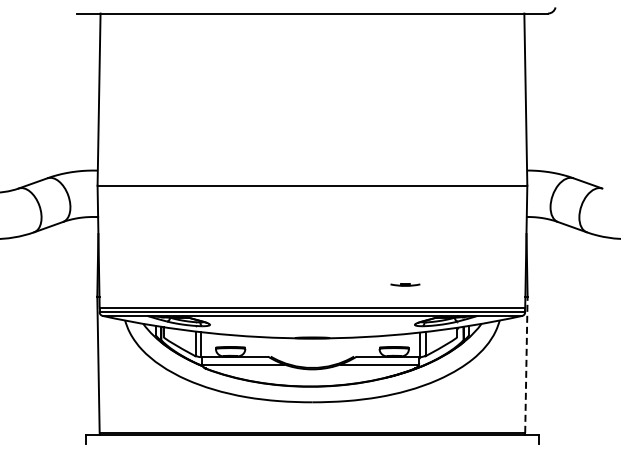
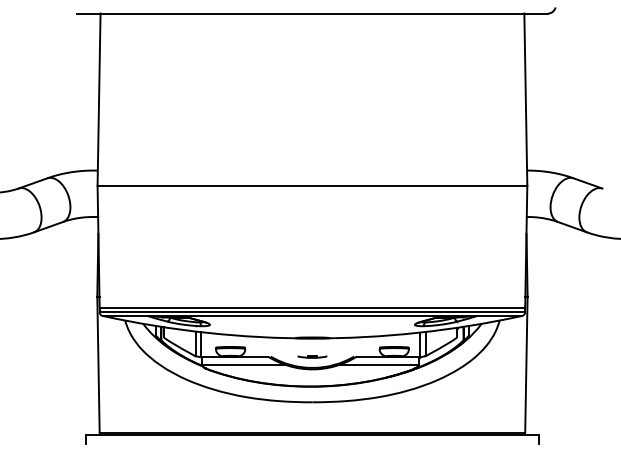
line position: (405, 284) -> (312, 356) (312, 356)
line: dashed -> solid (526, 364)
